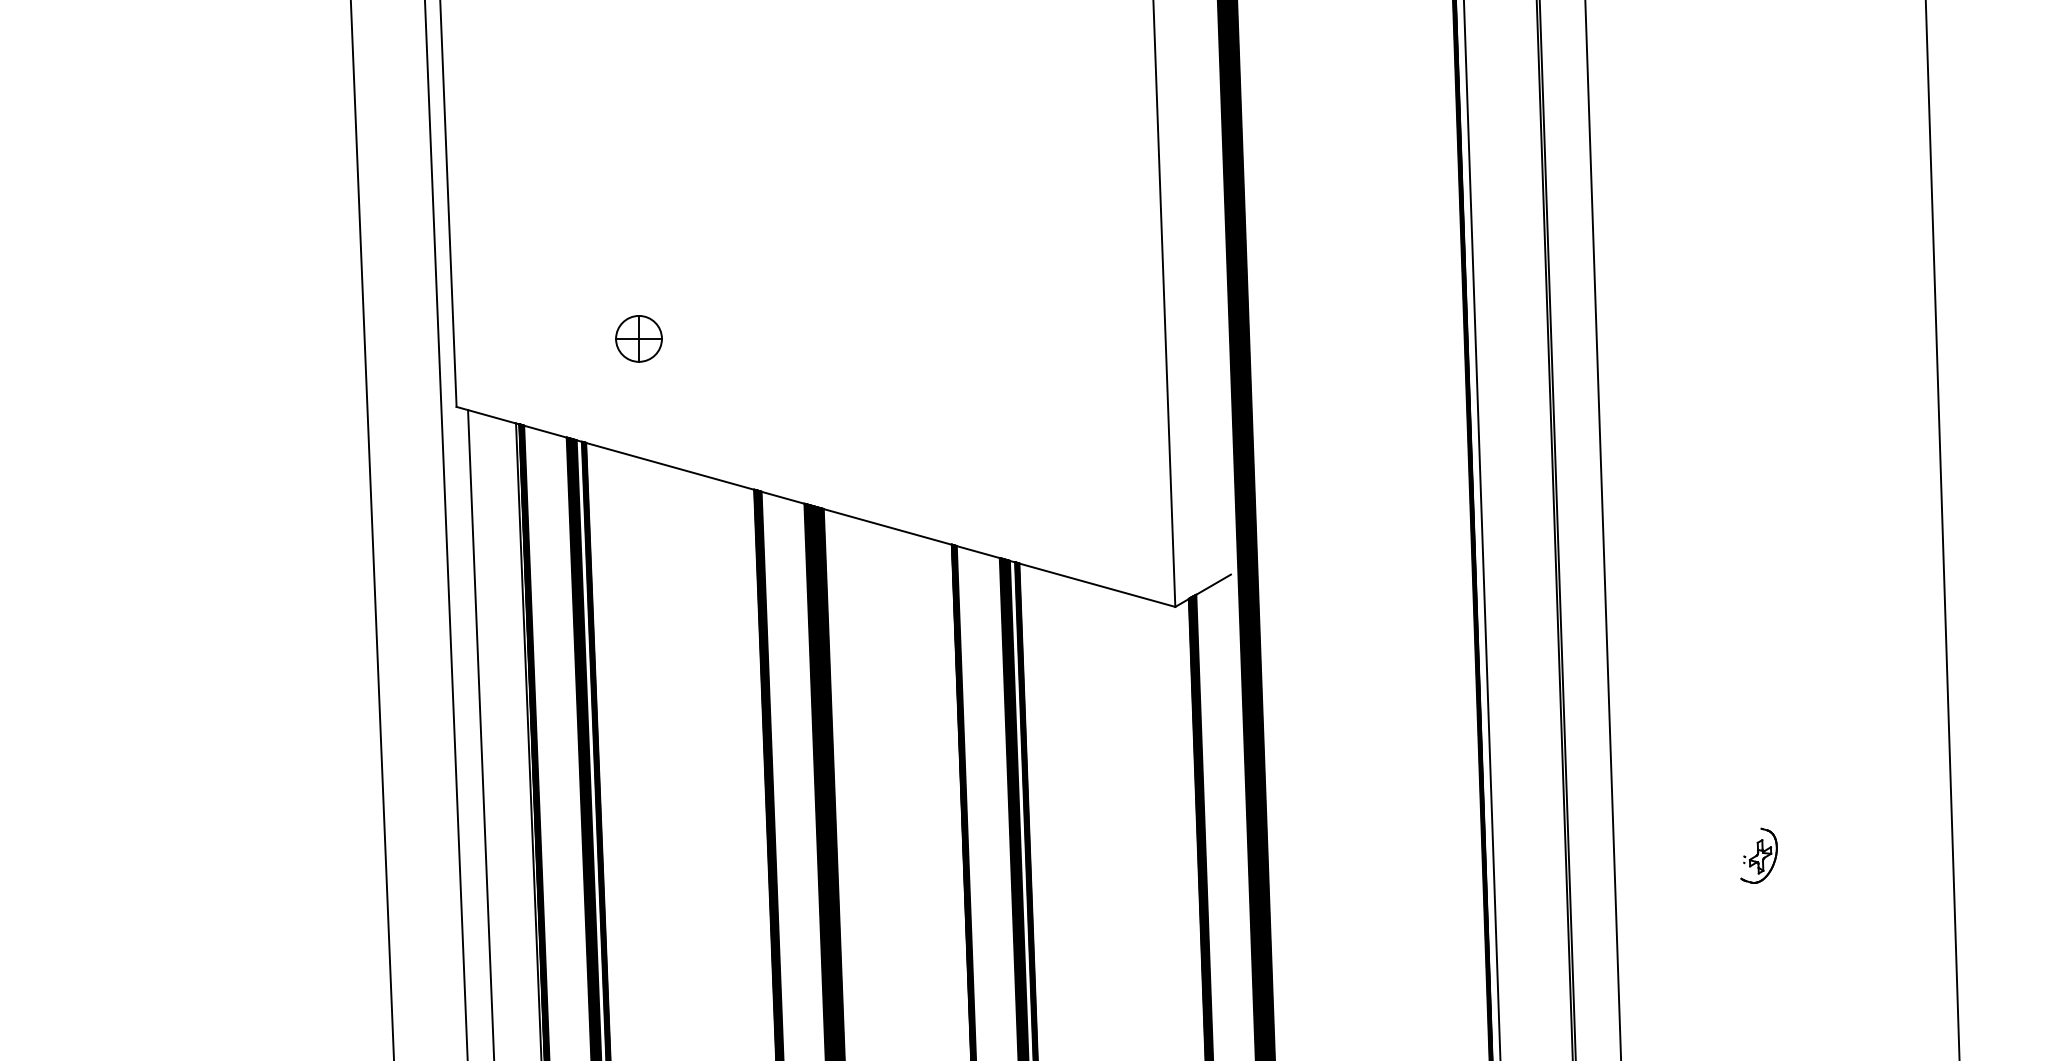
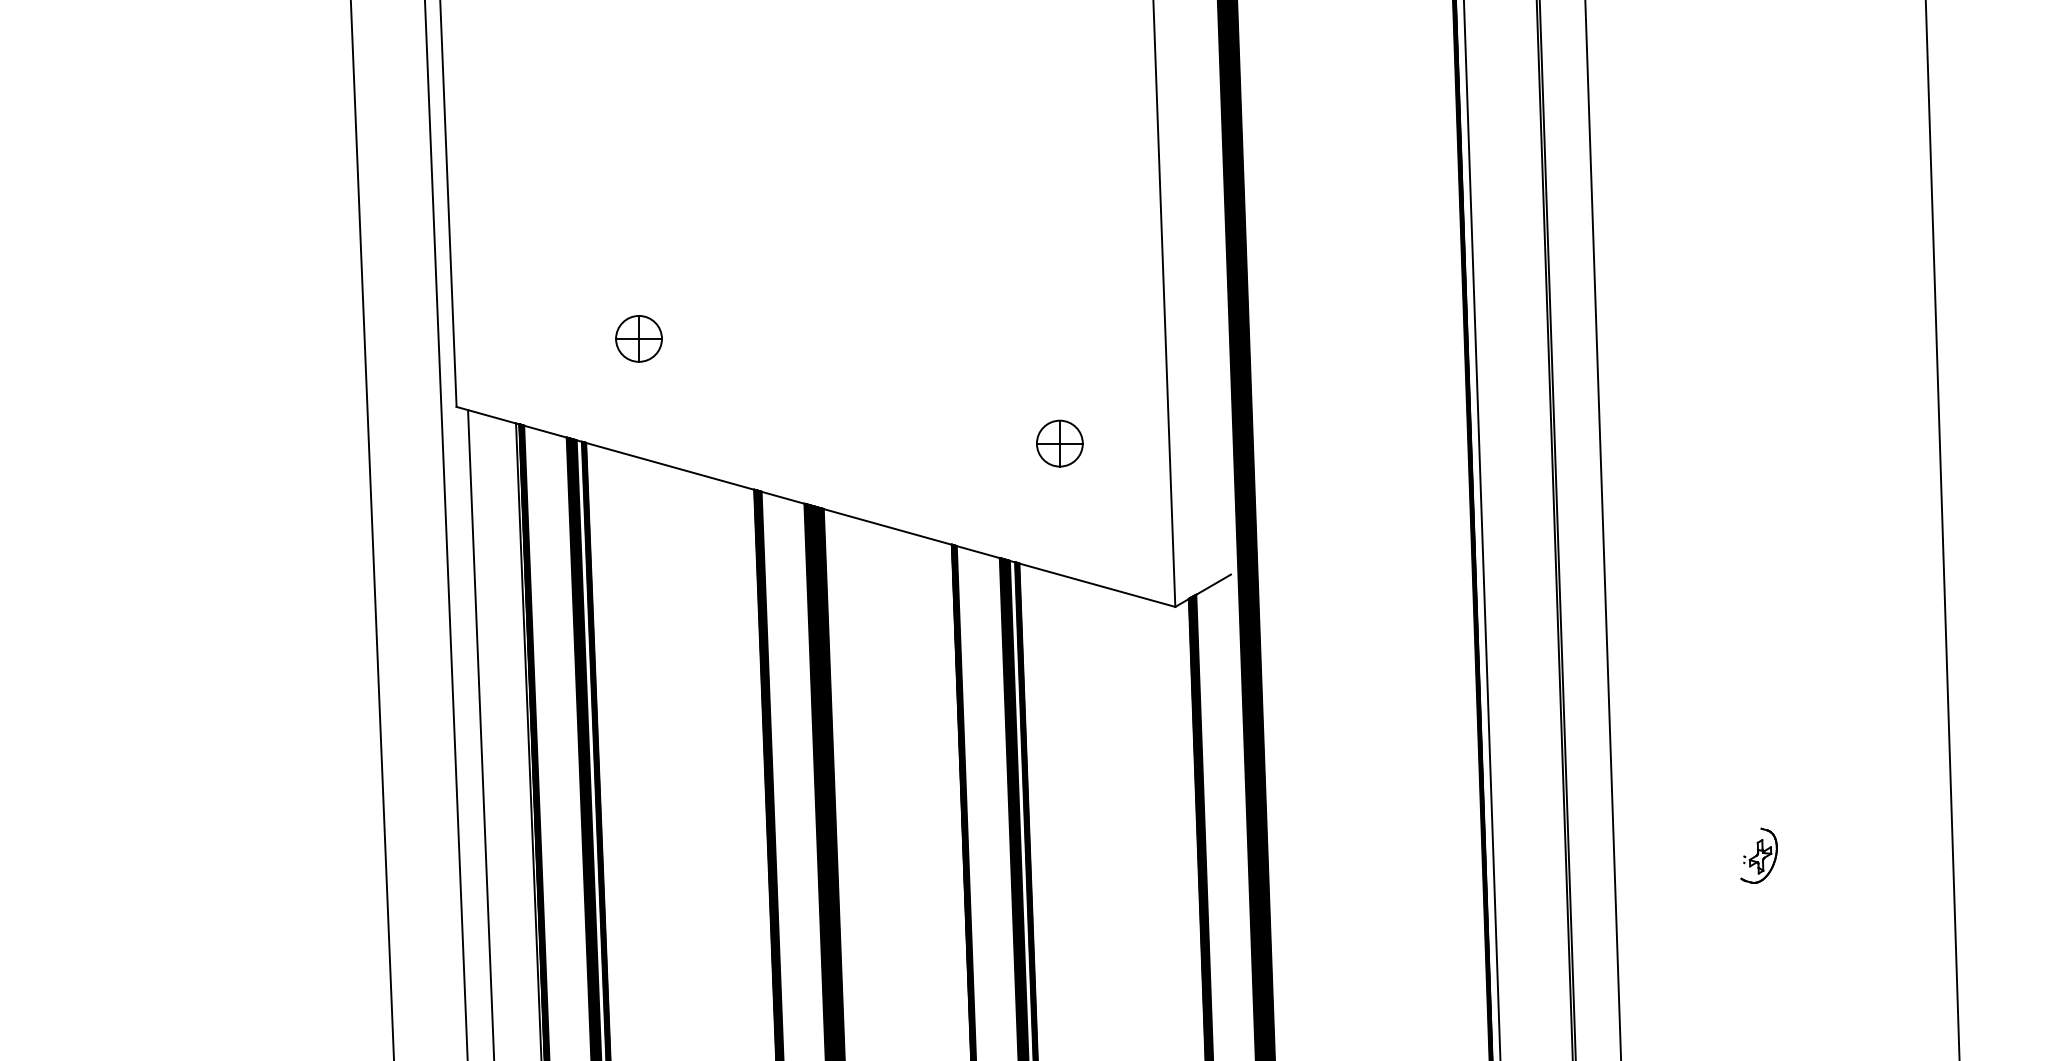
part: none -> present (1059, 443)
